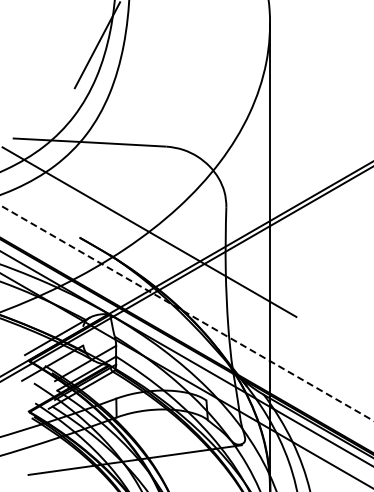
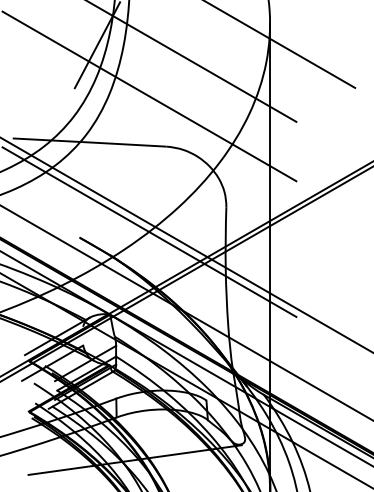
line: none -> present (280, 44)
line: none -> present (192, 61)
line: none -> present (149, 96)
line: none -> present (186, 244)
line: dashed -> solid (187, 313)
